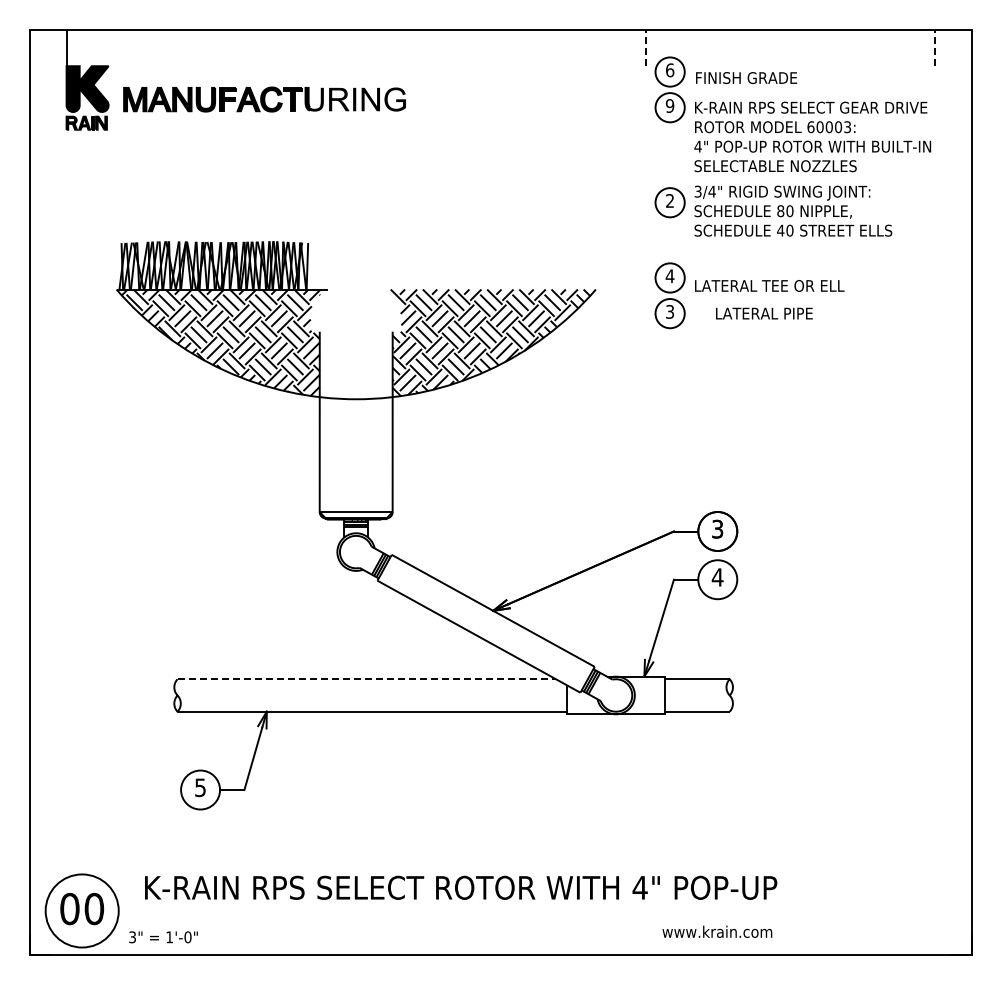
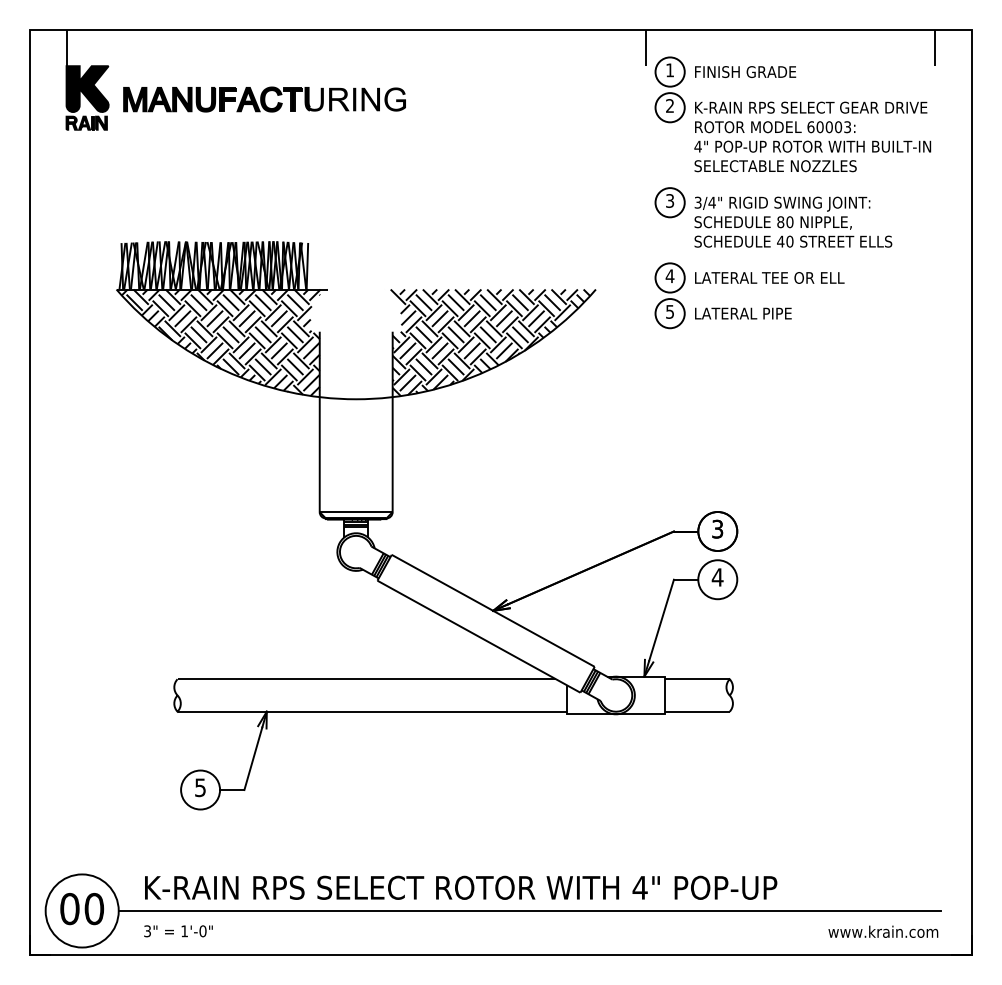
line: dashed -> solid (645, 47)
line: dashed -> solid (935, 47)
text: 6 -> 1 (670, 70)
text position: (746, 77) -> (745, 71) (745, 71)
text: 9 -> 2 (669, 105)
text: 2 -> 3 (670, 200)
text position: (793, 210) -> (793, 221) (793, 221)
text position: (769, 285) -> (769, 277) (769, 277)
text: 3 -> 5 (670, 310)
text position: (764, 313) -> (743, 313) (743, 313)
line: dashed -> solid (367, 679)
line: none -> present (529, 910)
text position: (717, 931) -> (883, 931) (883, 931)
text position: (163, 937) -> (178, 931) (178, 931)
